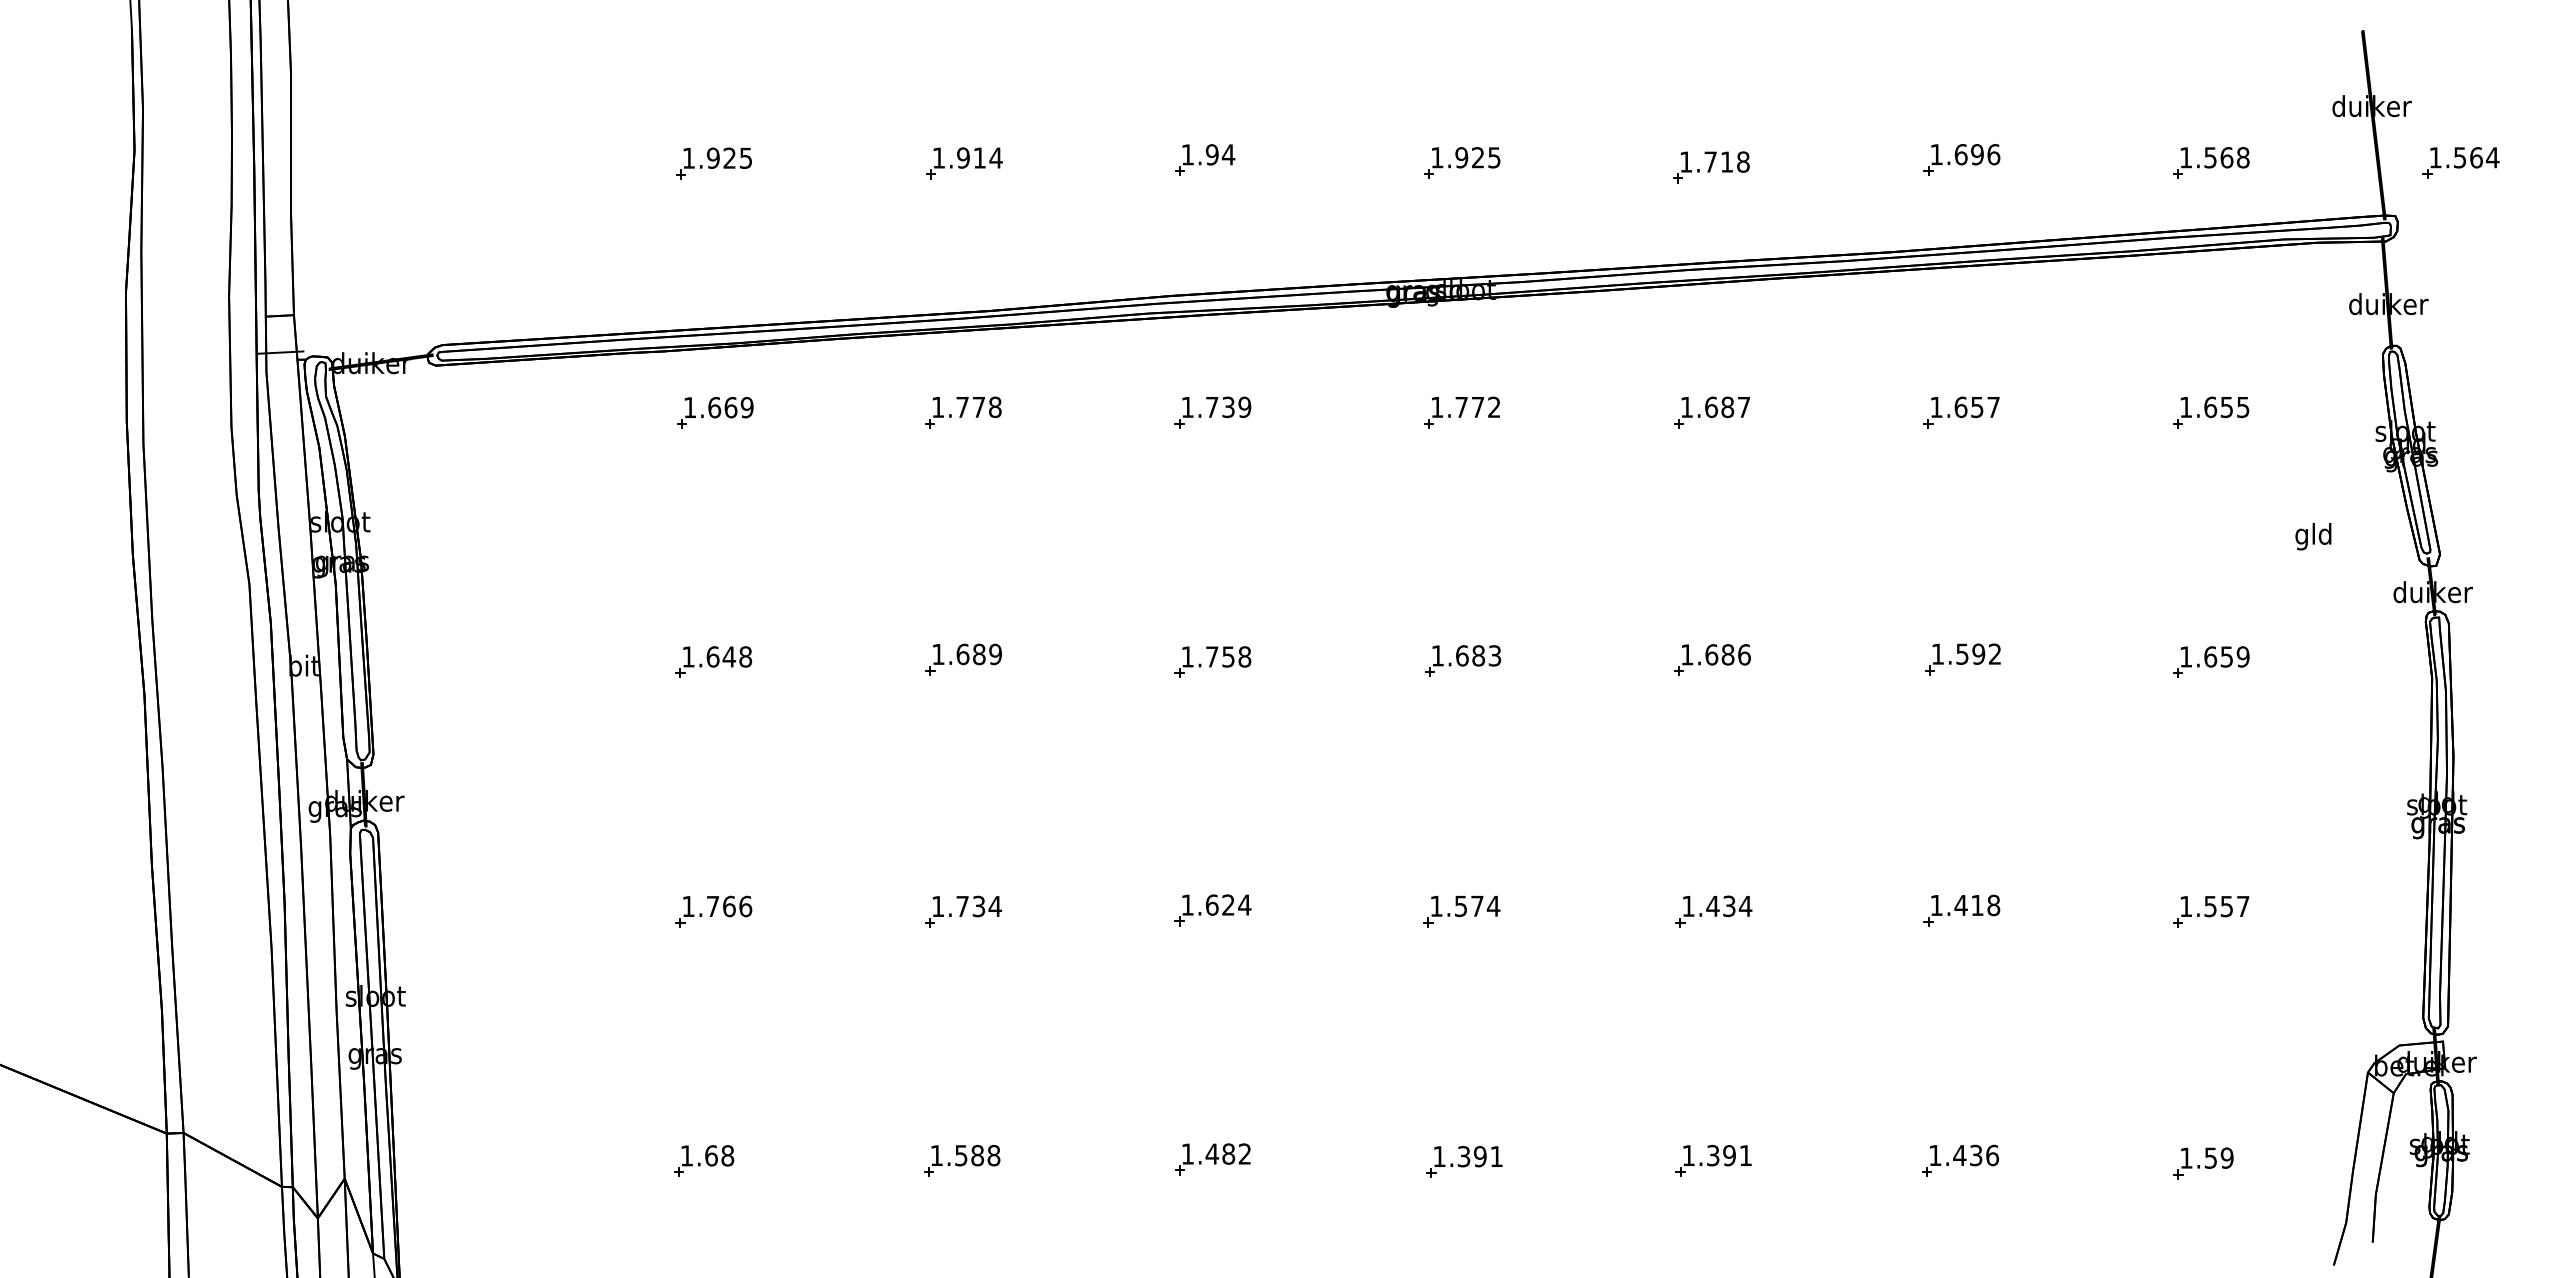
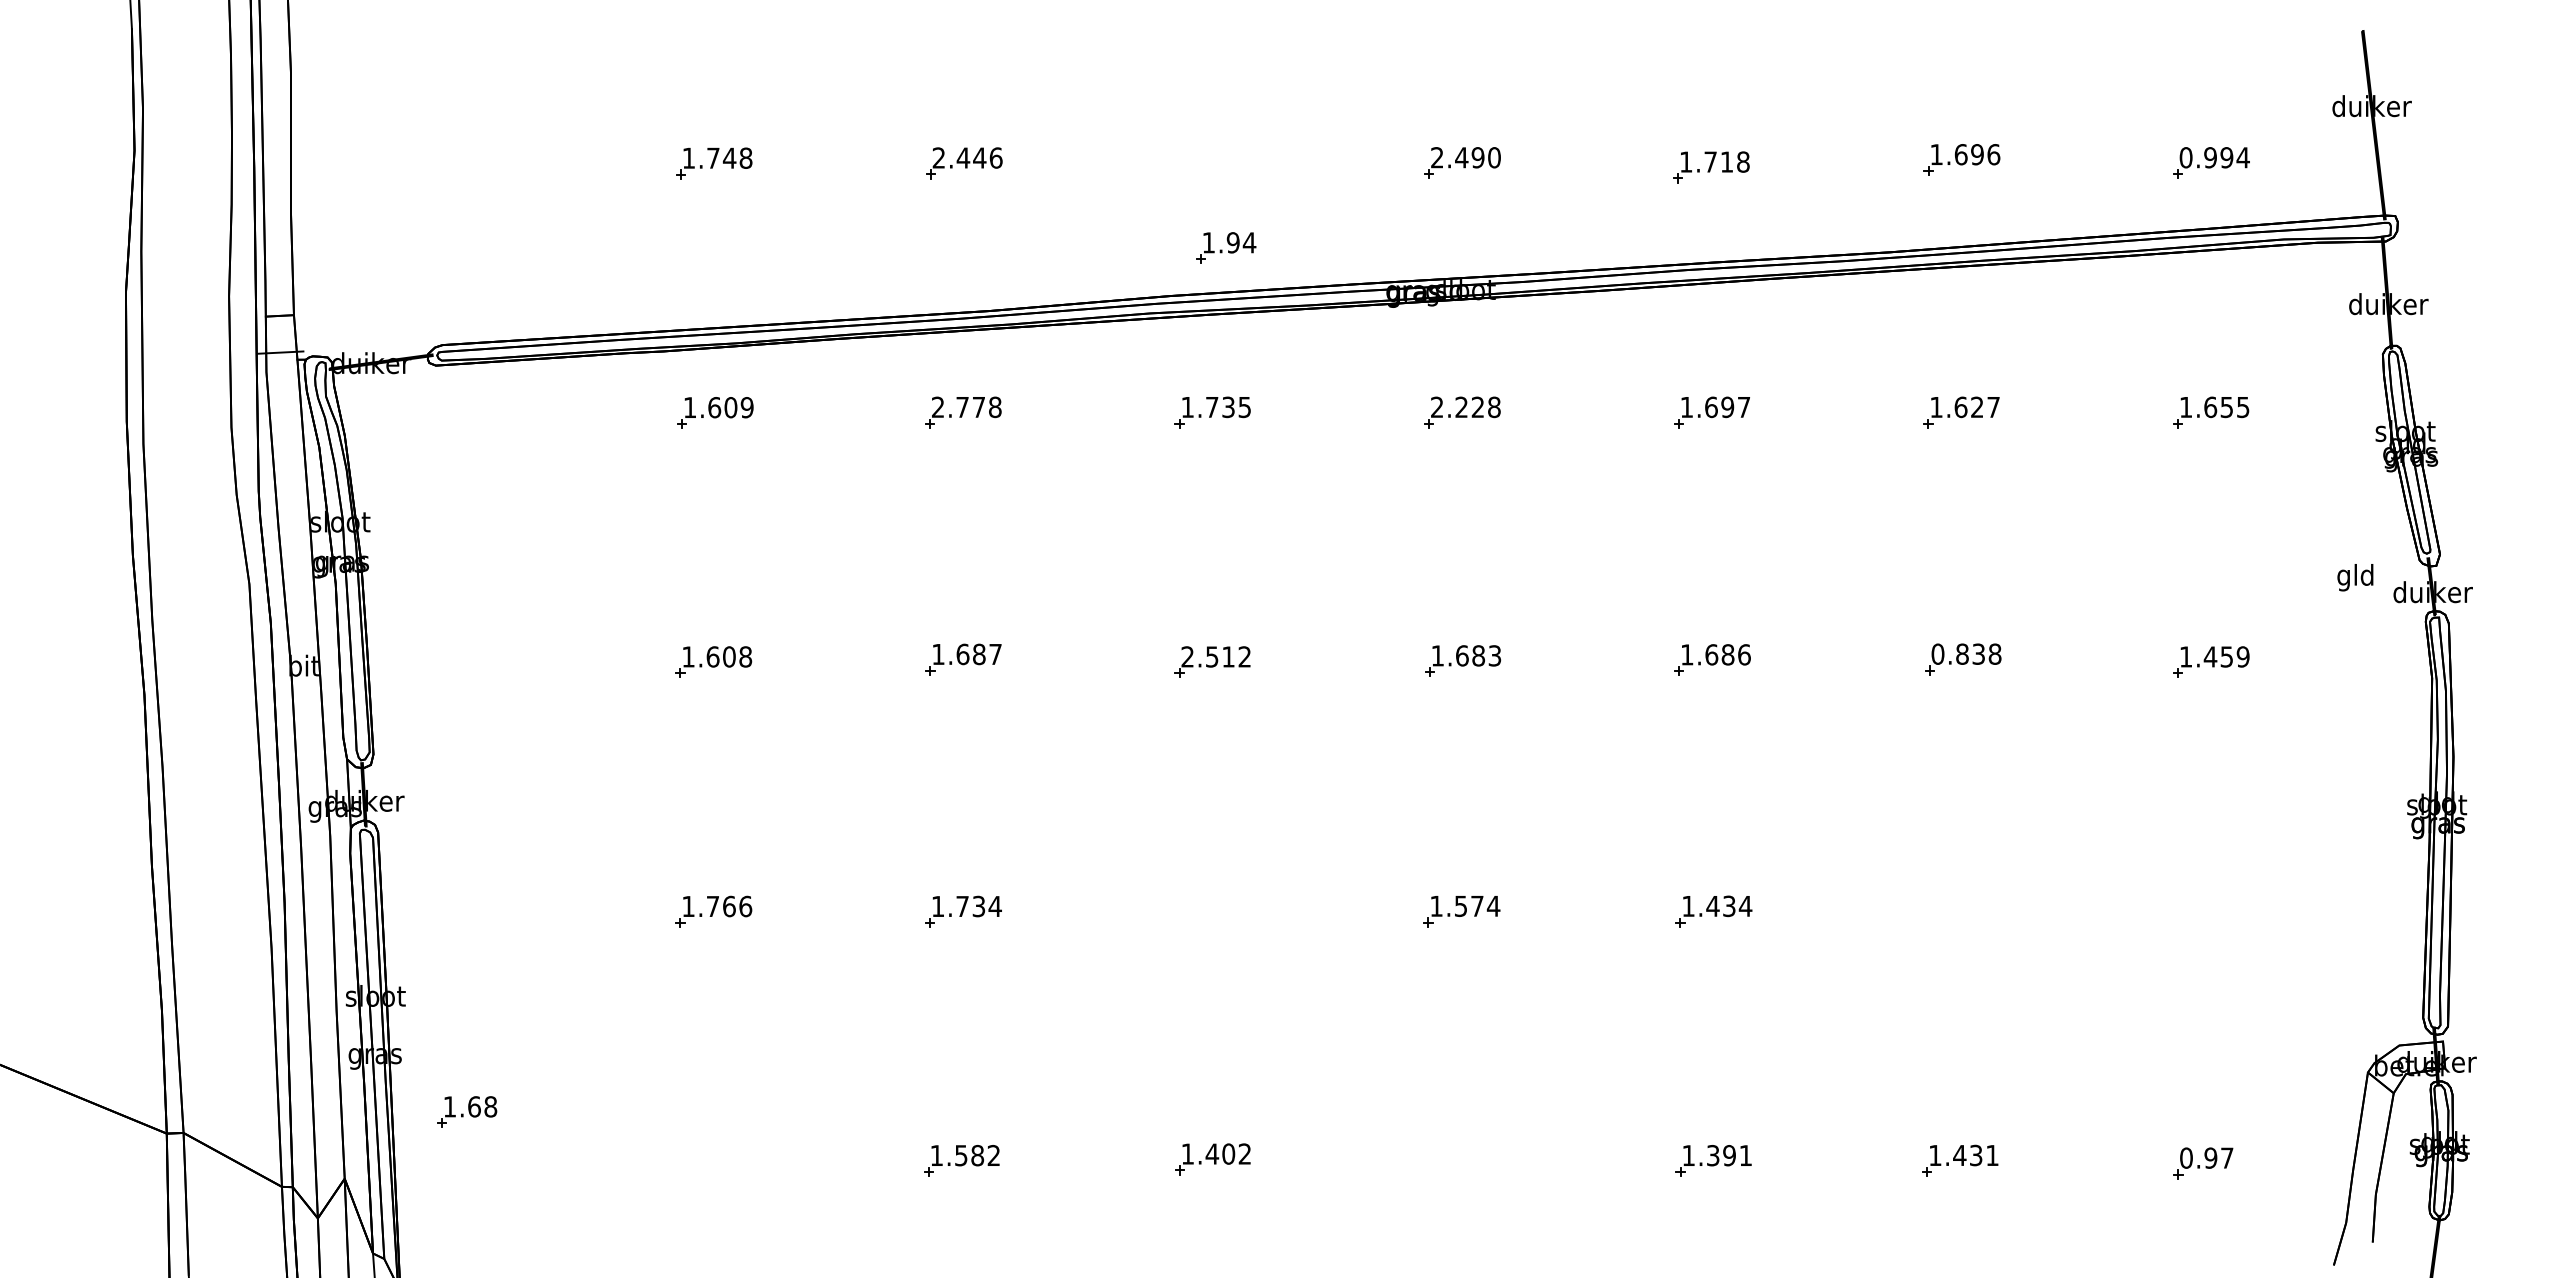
text: 1.925 -> 1.748 (729, 157)
text: 1.914 -> 2.446 (967, 157)
text: 1.925 -> 2.490 (1465, 157)
text: 1.568 -> 0.994 (2214, 157)
part position: (1205, 159) -> (1226, 247) (1226, 247)
part: present -> none (2460, 162)
text: 1.778 -> 2.778 (937, 406)
text: 1.739 -> 1.735 (1244, 406)
text: 1.669 -> 1.609 (730, 407)
text: 1.772 -> 2.228 (1465, 407)
text: 1.687 -> 1.697 (1727, 407)
text: 1.657 -> 1.627 (1977, 407)
text position: (2313, 536) -> (2355, 577) (2355, 577)
text: 1.592 -> 0.838 (1966, 653)
text: 1.689 -> 1.687 (995, 654)
text: 1.648 -> 1.608 (729, 656)
text: 1.758 -> 2.512 (1216, 656)
text: 1.659 -> 1.459 (2210, 656)
part: present -> none (1212, 910)
part: present -> none (1961, 910)
part: present -> none (2211, 911)
text: 1.482 -> 1.402 (1228, 1153)
text: 1.588 -> 1.582 (993, 1155)
text: 1.436 -> 1.431 (1992, 1155)
text: 1.59 -> 0.97 (2206, 1157)
part position: (704, 1160) -> (467, 1111) (467, 1111)
part: present -> none (1464, 1161)
